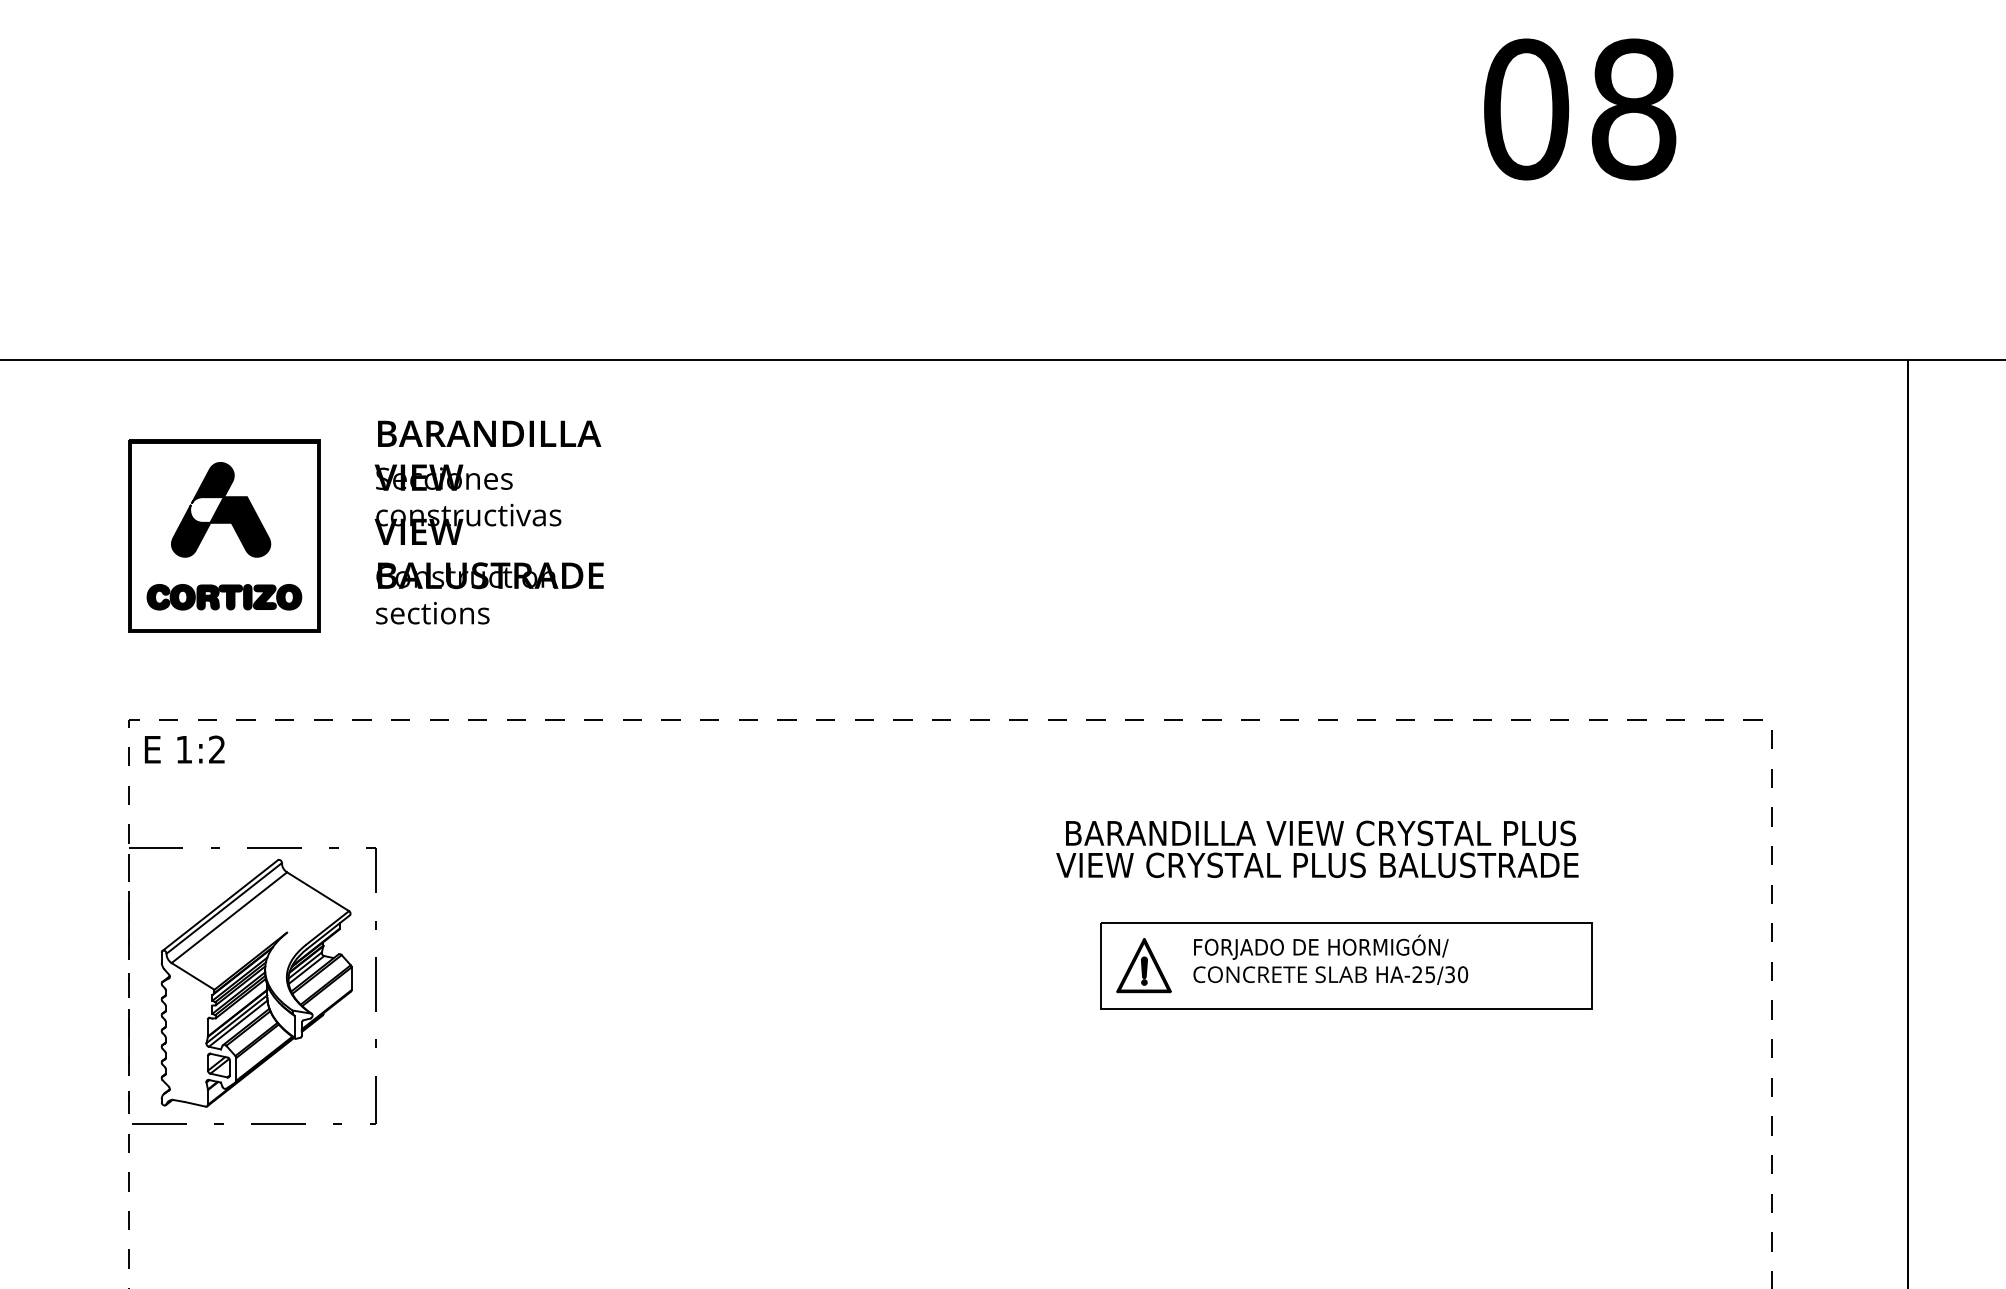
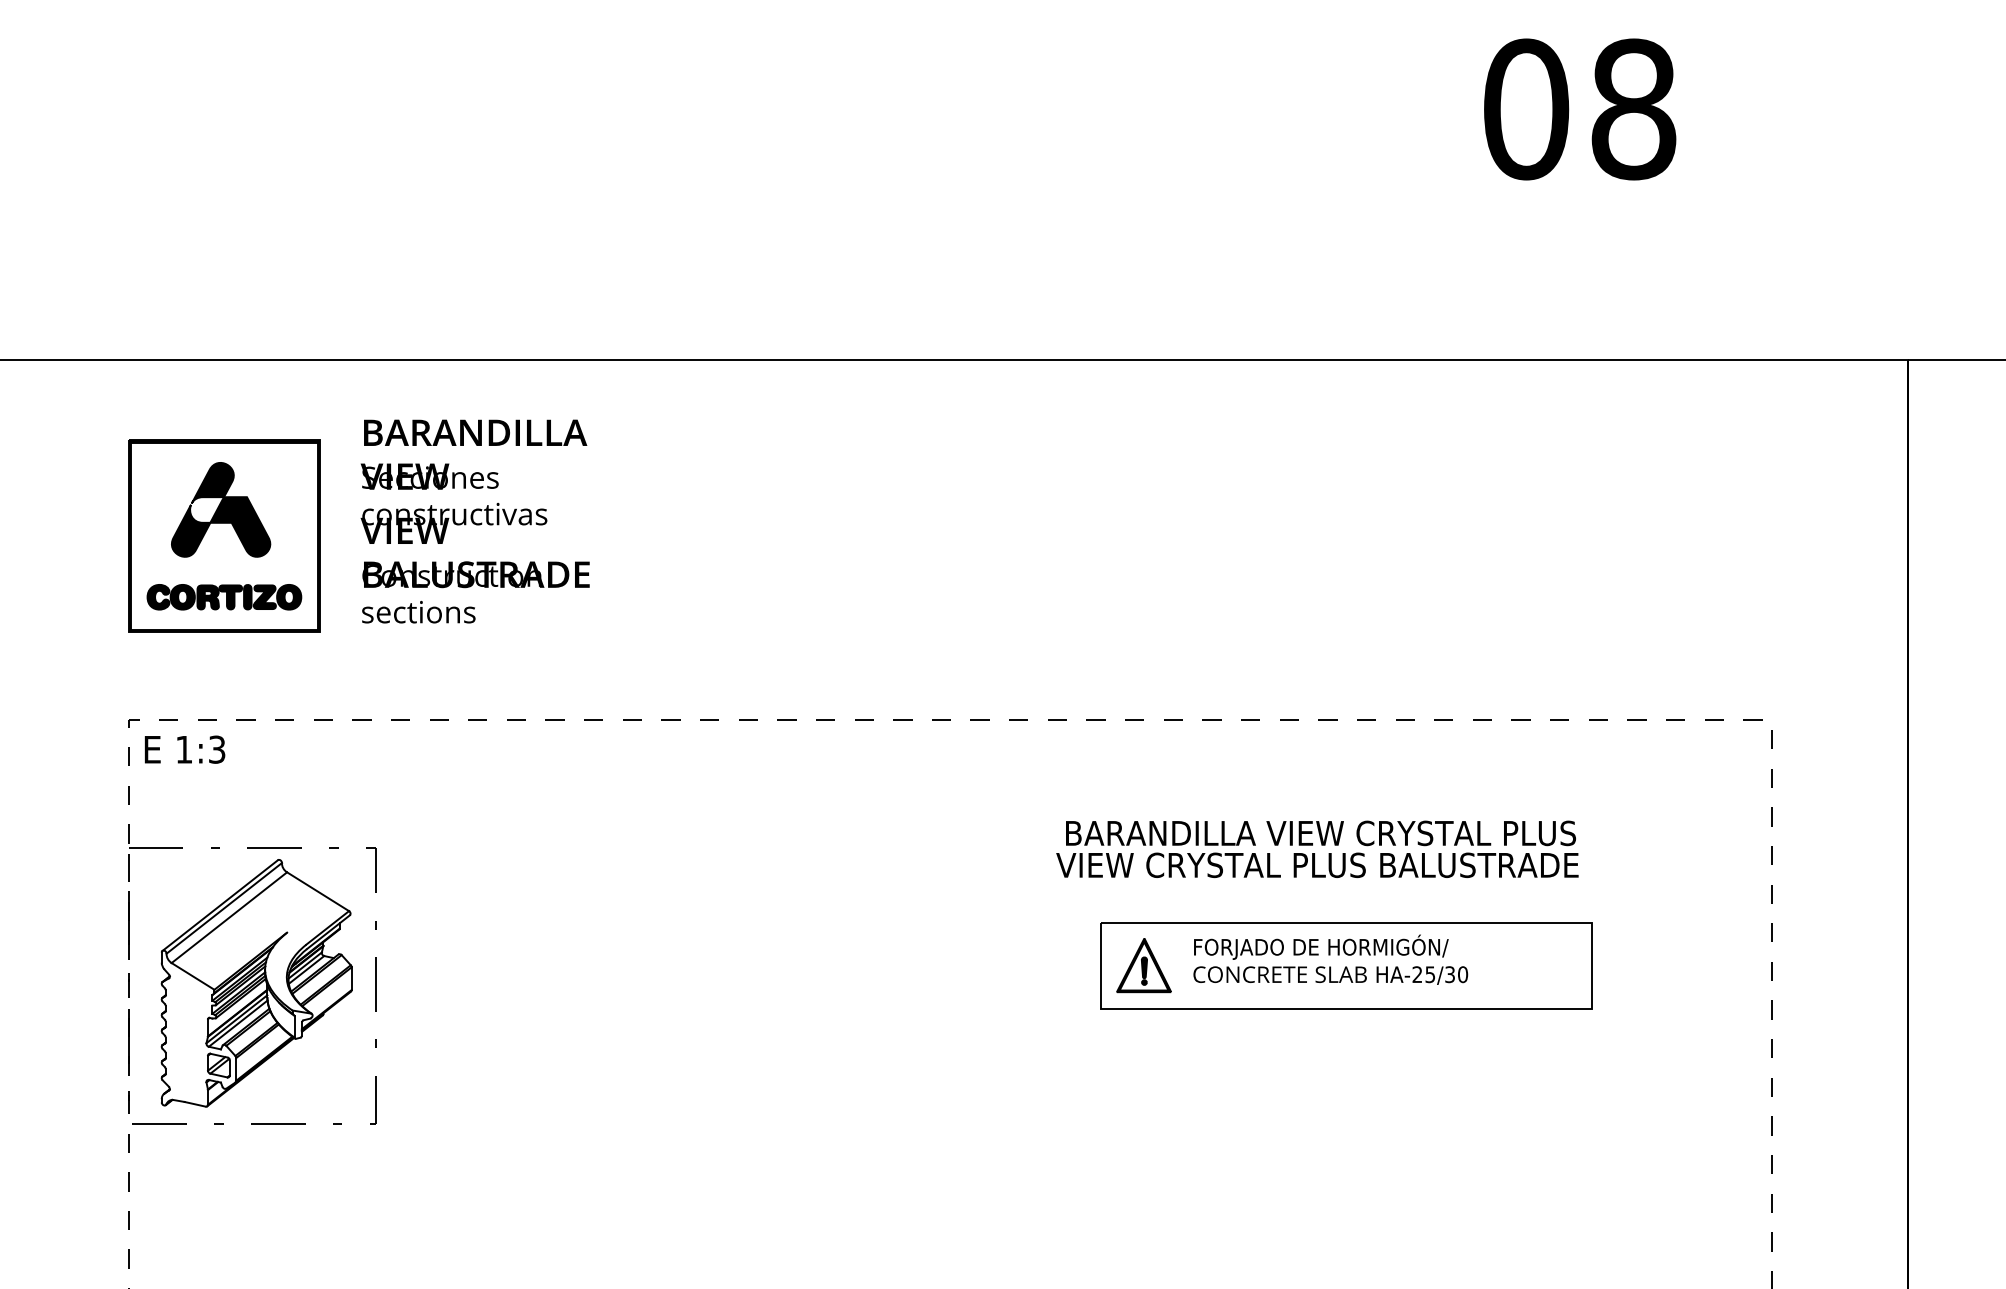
text position: (488, 522) -> (474, 521) (474, 521)
text: 1:2 -> 1:3 (217, 749)
